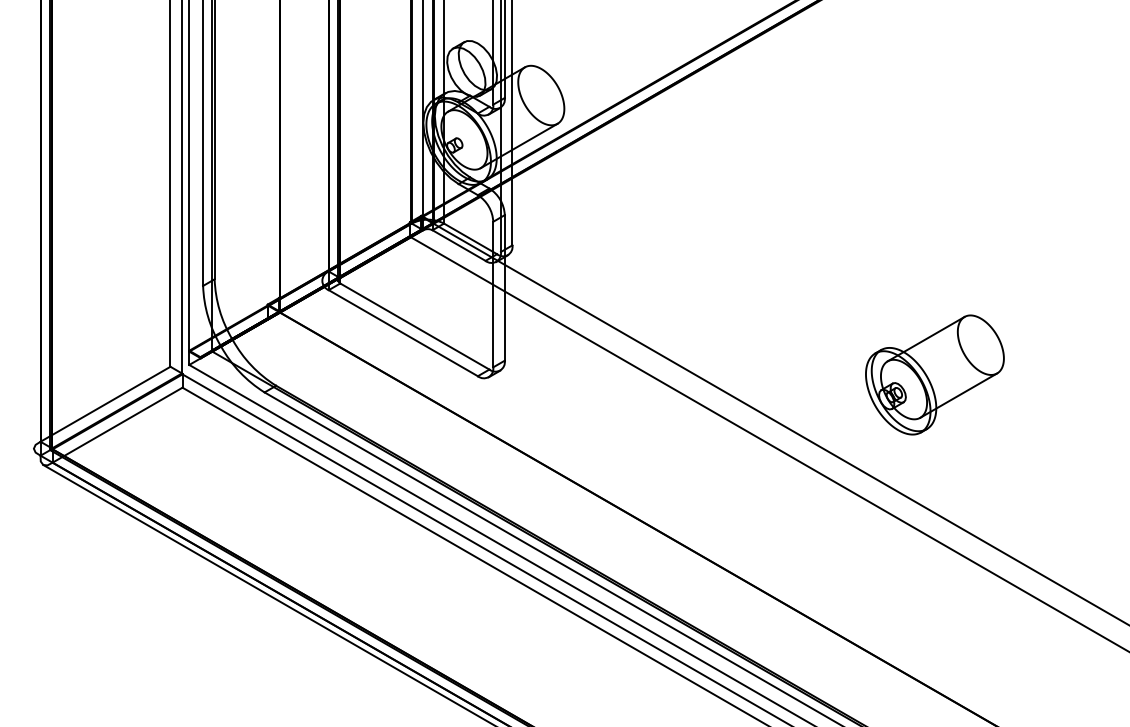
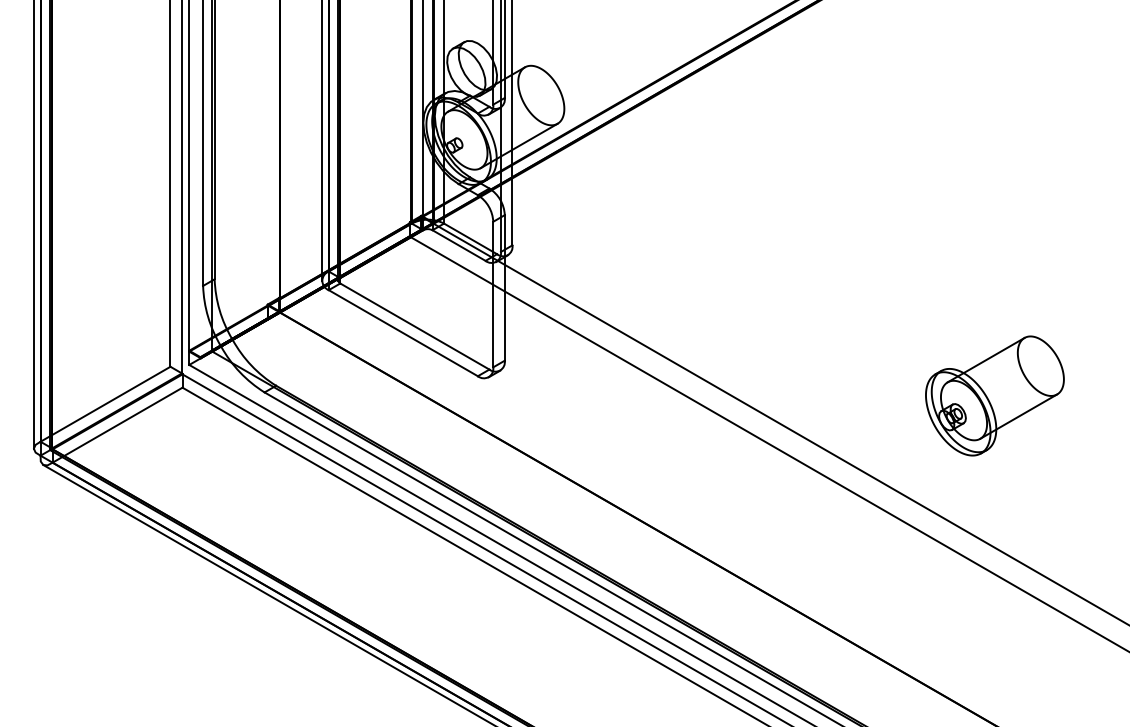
line: none -> present (322, 141)
line: none -> present (33, 225)
part position: (934, 374) -> (994, 395) (994, 395)
